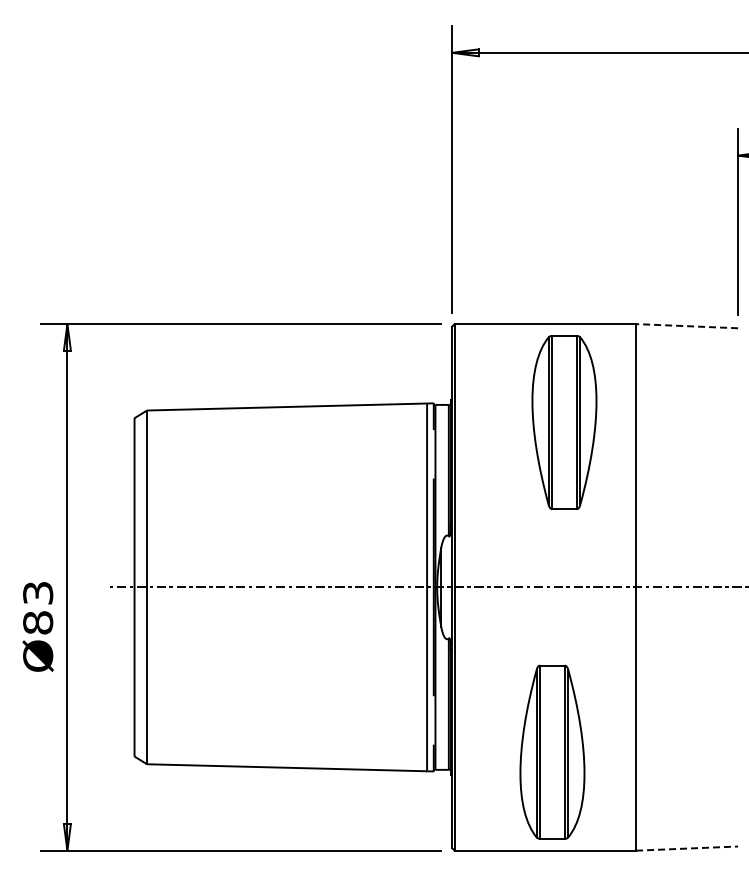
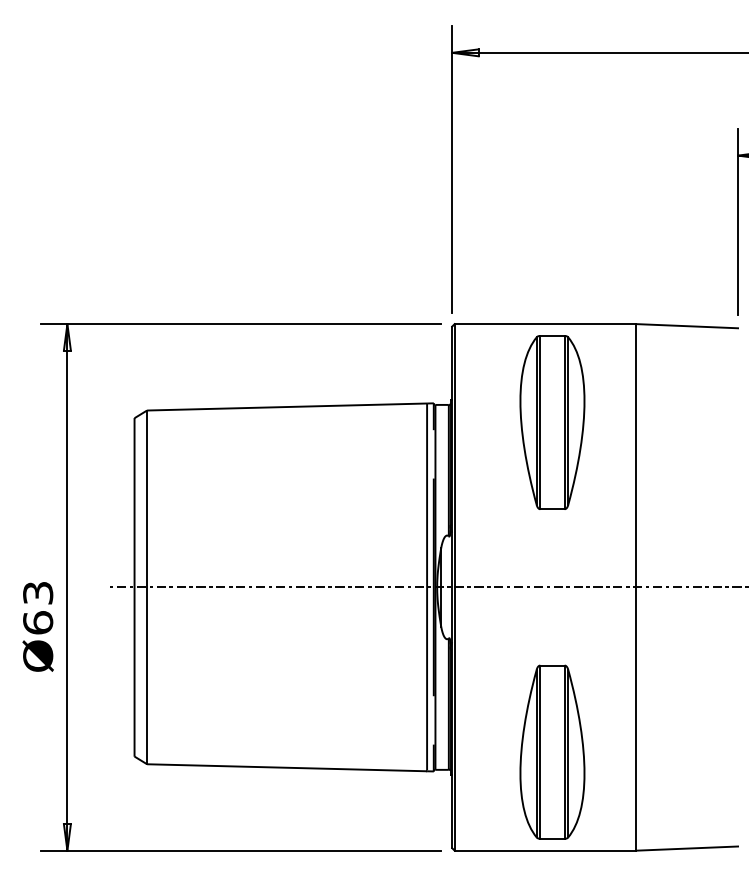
line: dashed -> solid (686, 326)
part position: (564, 422) -> (552, 422) (552, 422)
text: Ø83 -> Ø63 (38, 622)
line: dashed -> solid (687, 848)
